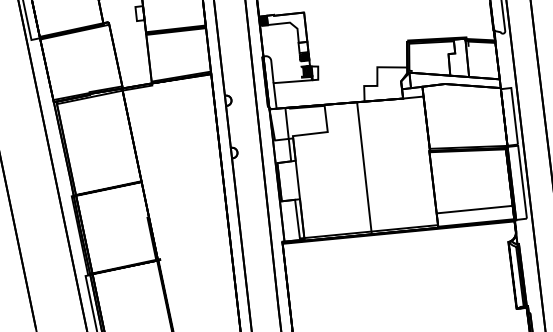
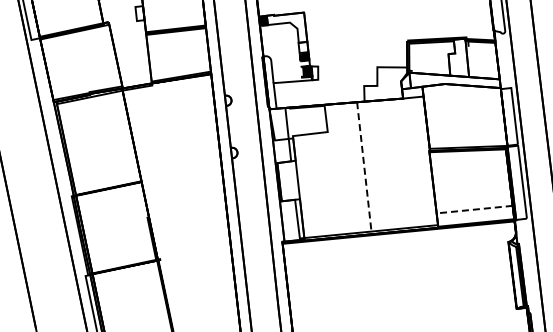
line: solid -> dashed (364, 168)
line: solid -> dashed (474, 209)
